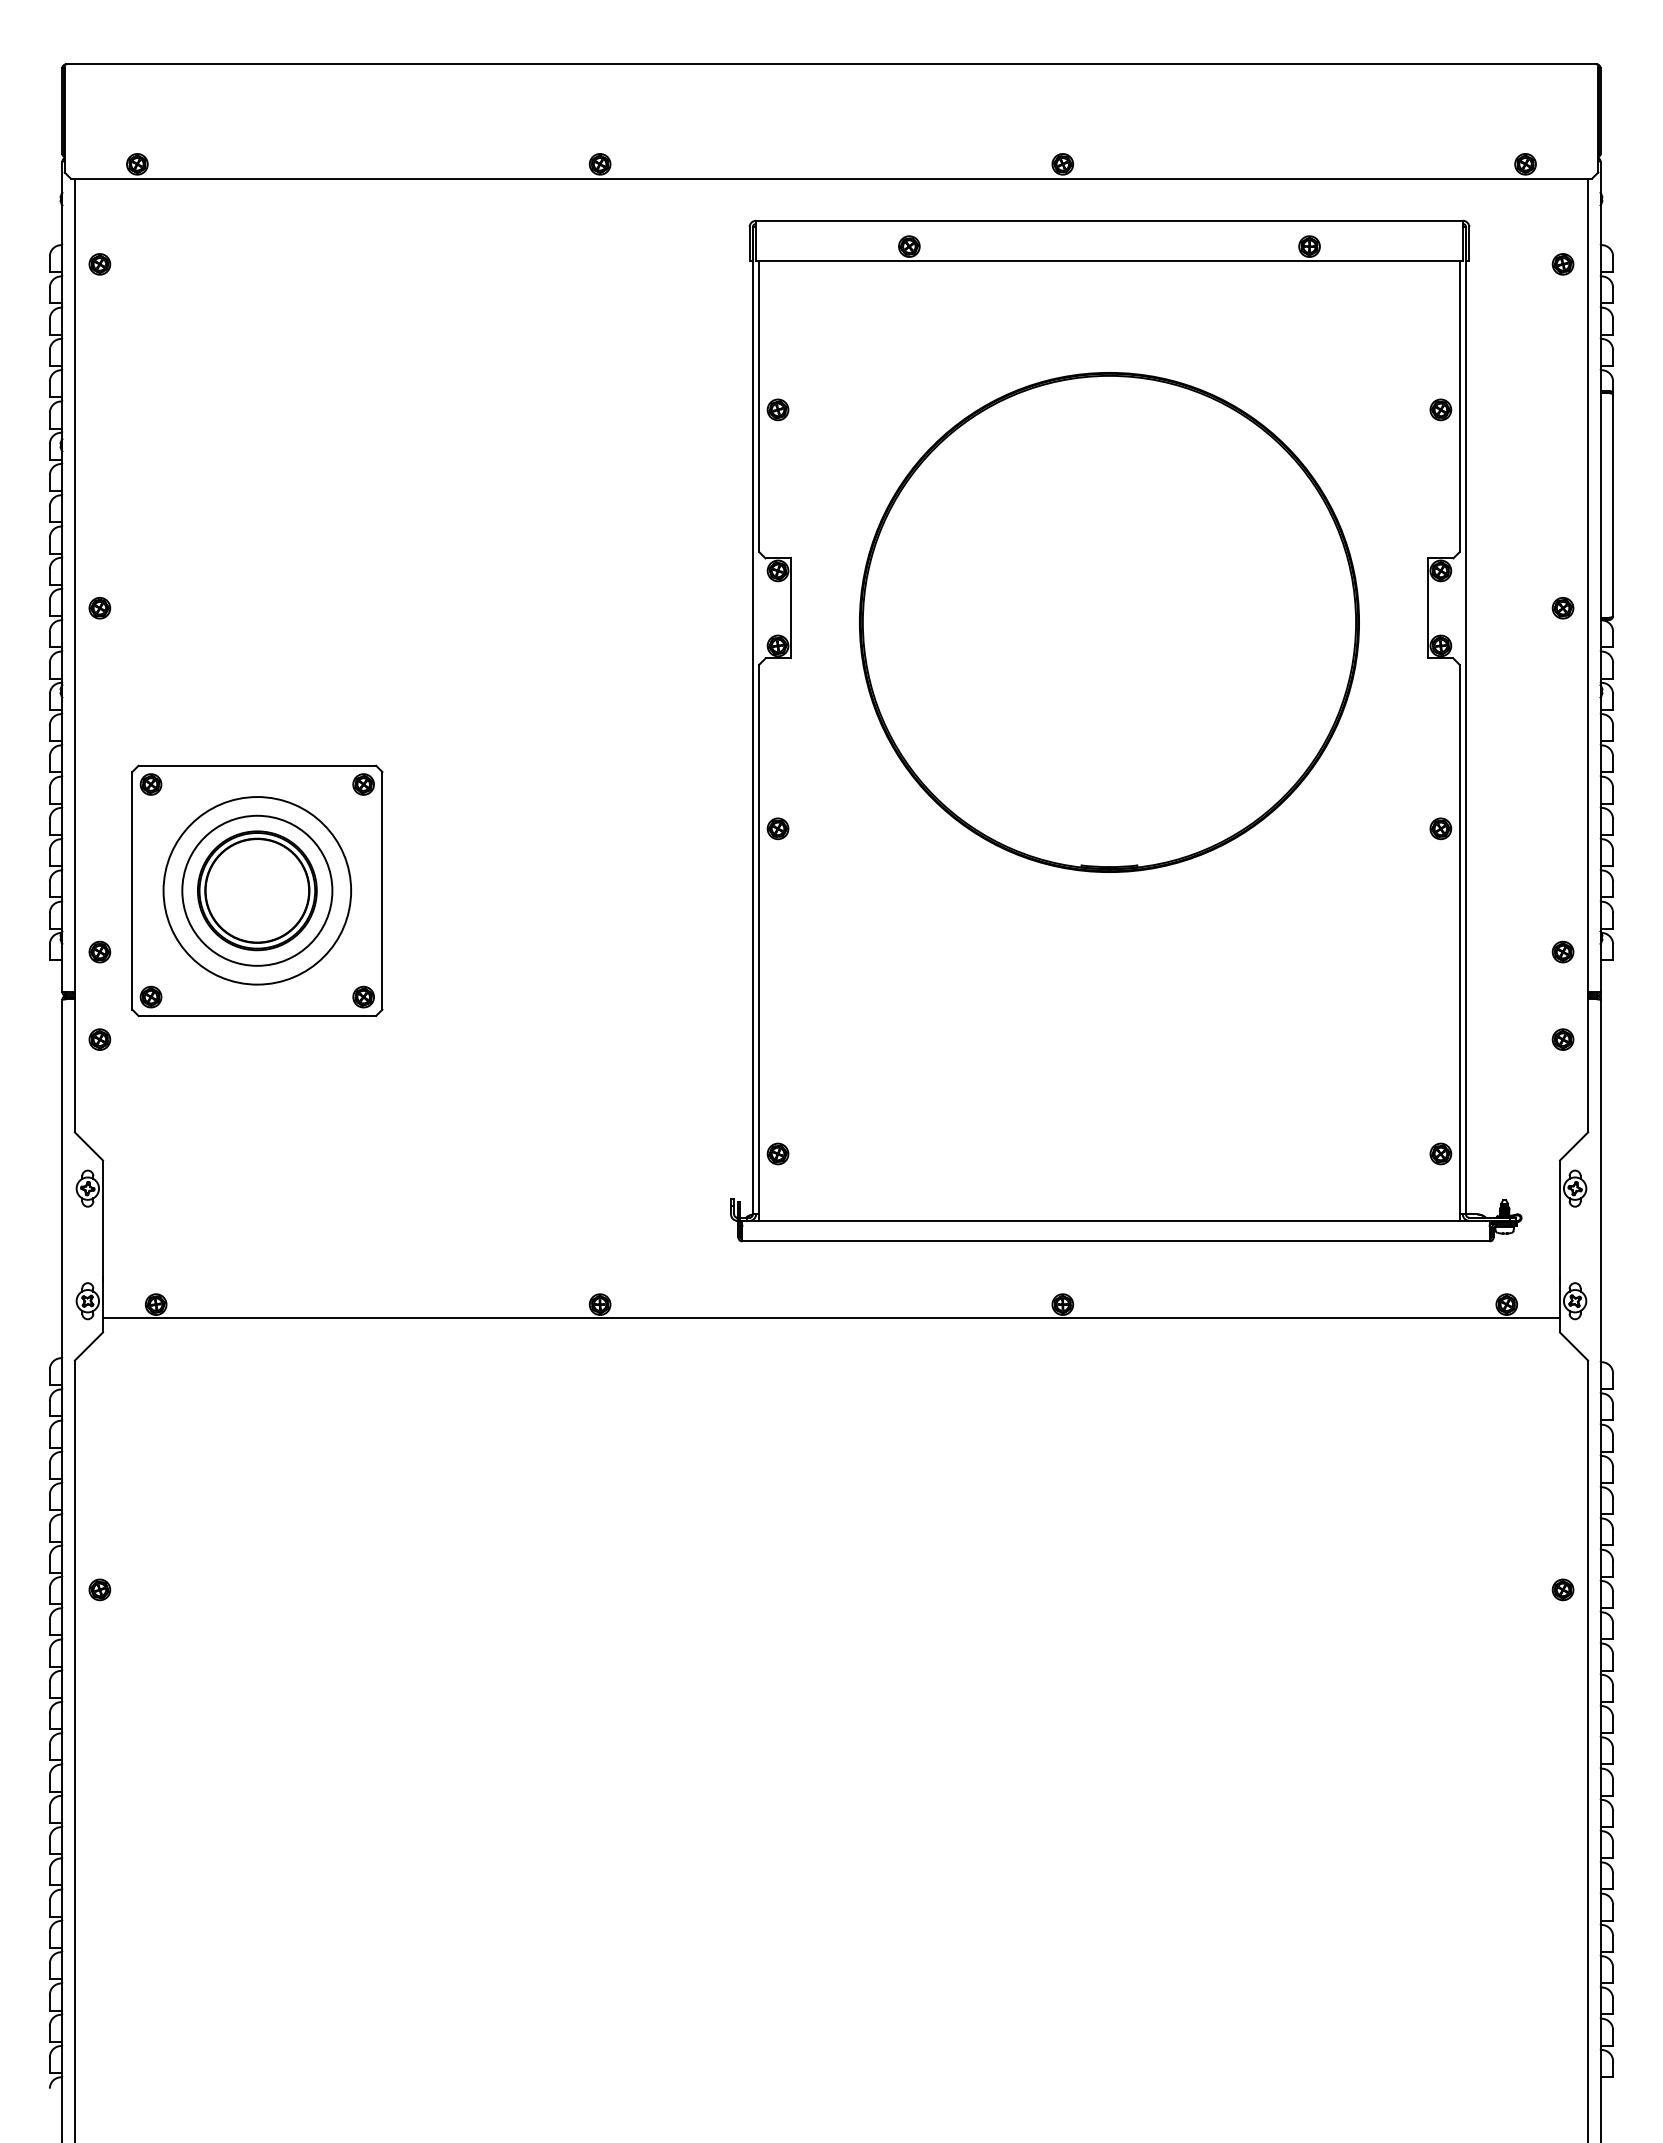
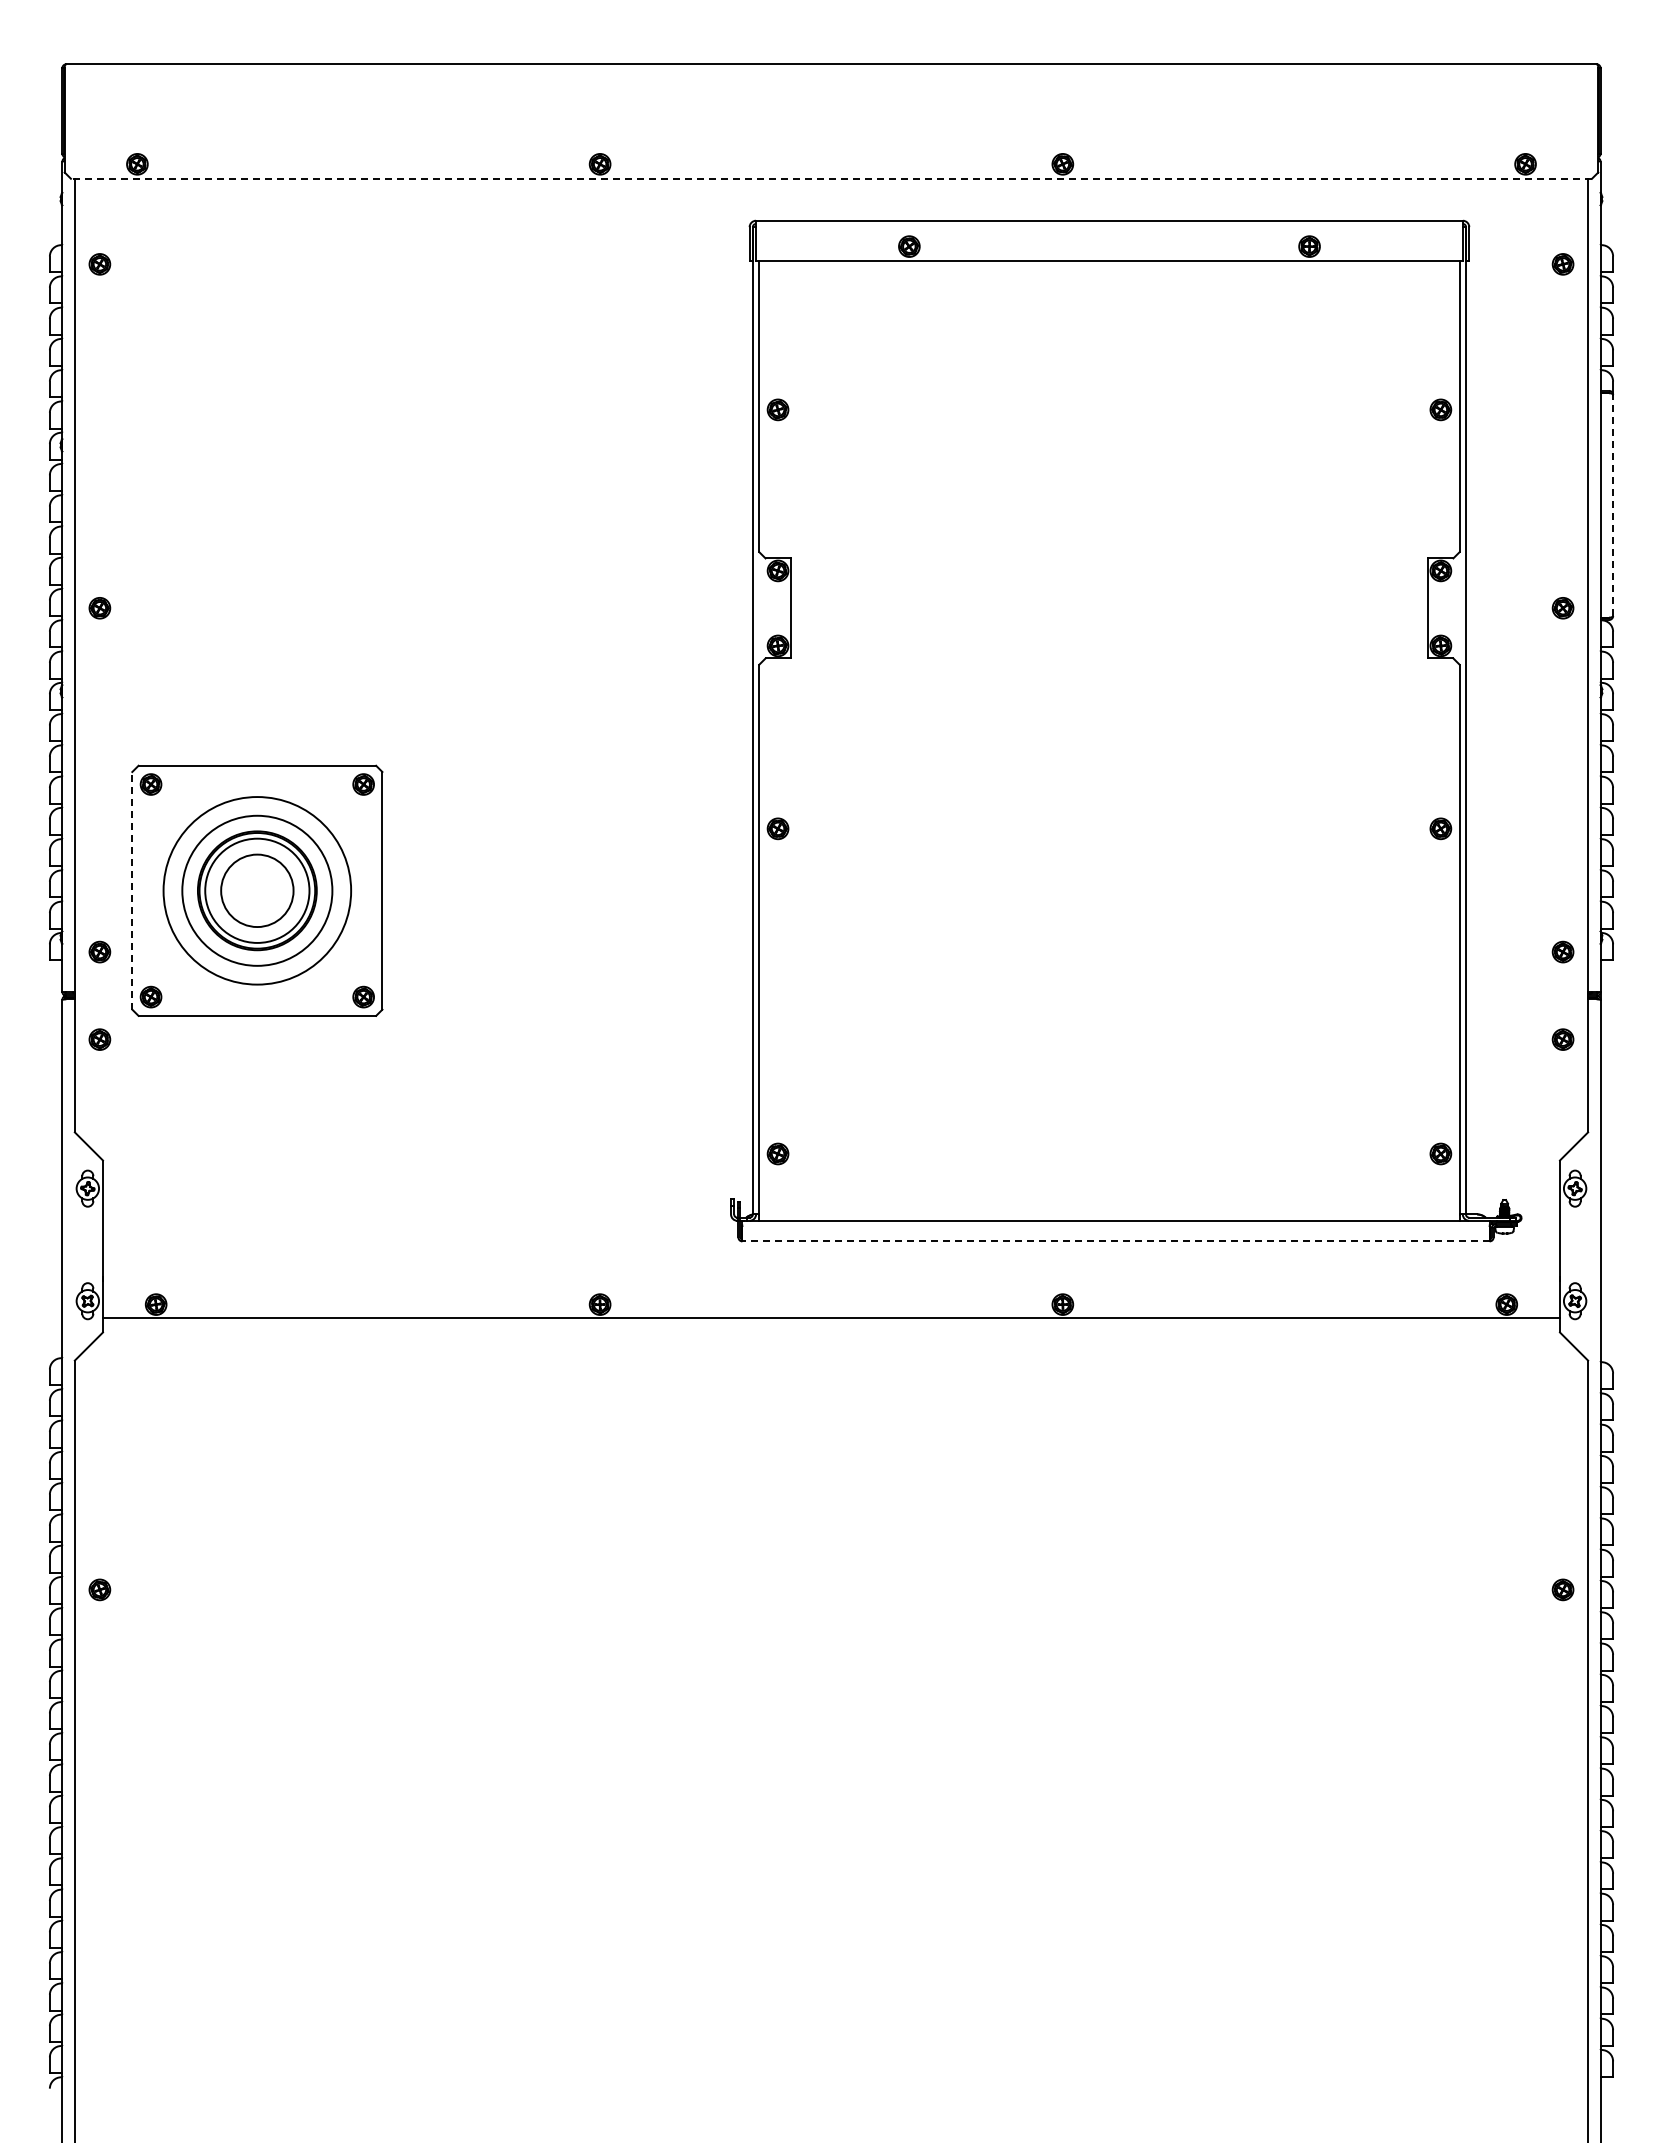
line: solid -> dashed (831, 178)
line: solid -> dashed (1613, 505)
part: present -> none (1109, 622)
line: solid -> dashed (132, 890)
circle diameter: 103 px -> 72 px (257, 890)
line: solid -> dashed (1116, 1241)
